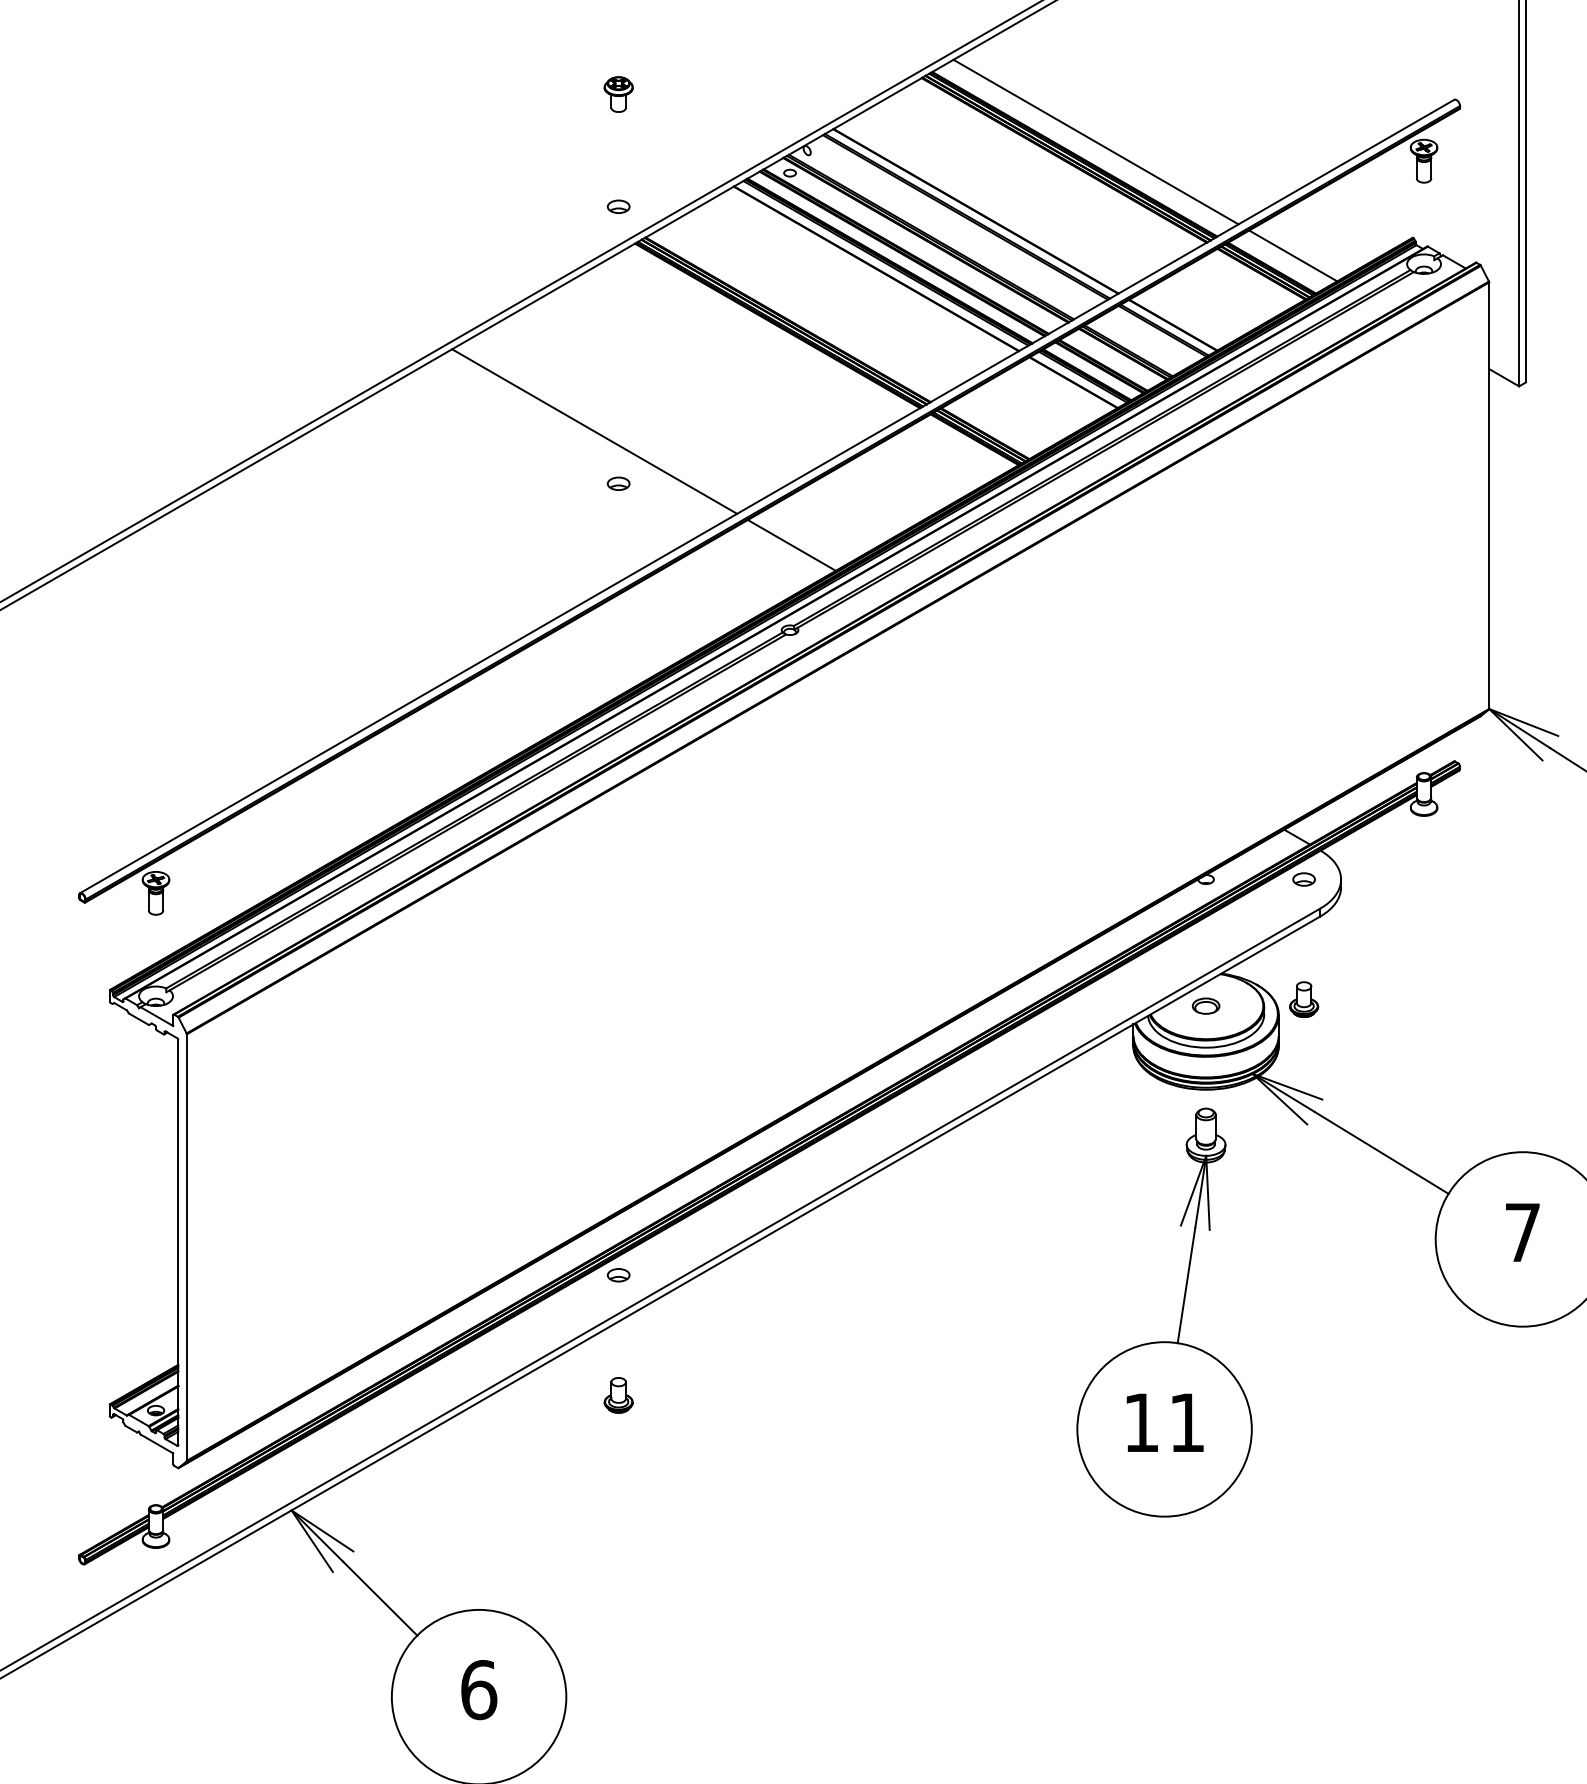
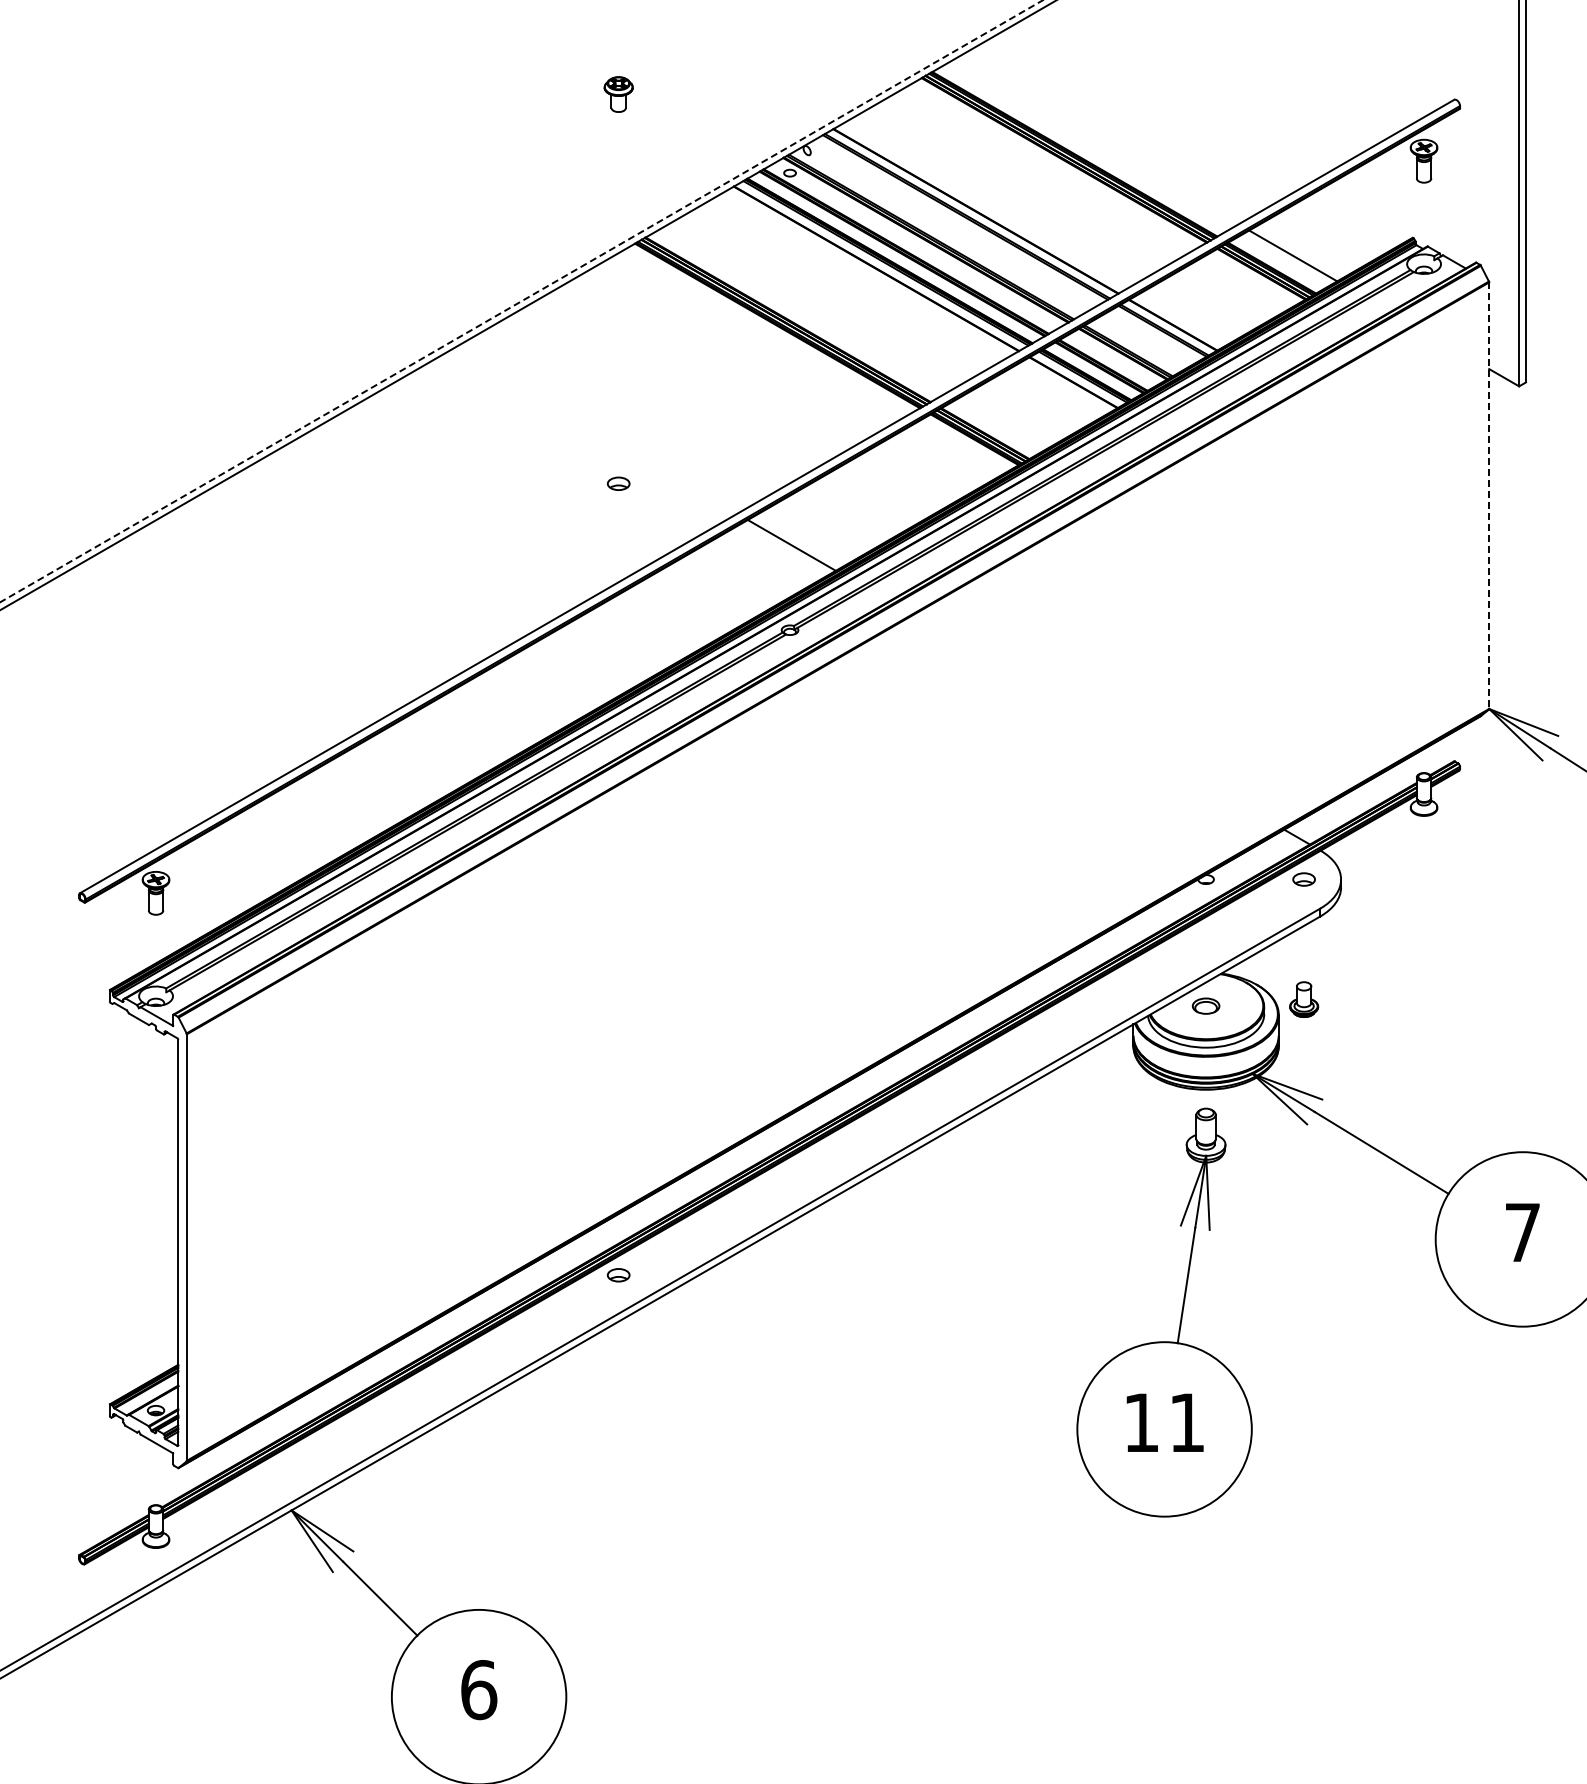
line: present -> none (1095, 141)
part: present -> none (618, 206)
line: solid -> dashed (521, 301)
line: present -> none (594, 431)
line: solid -> dashed (1489, 496)
part: present -> none (618, 1395)
